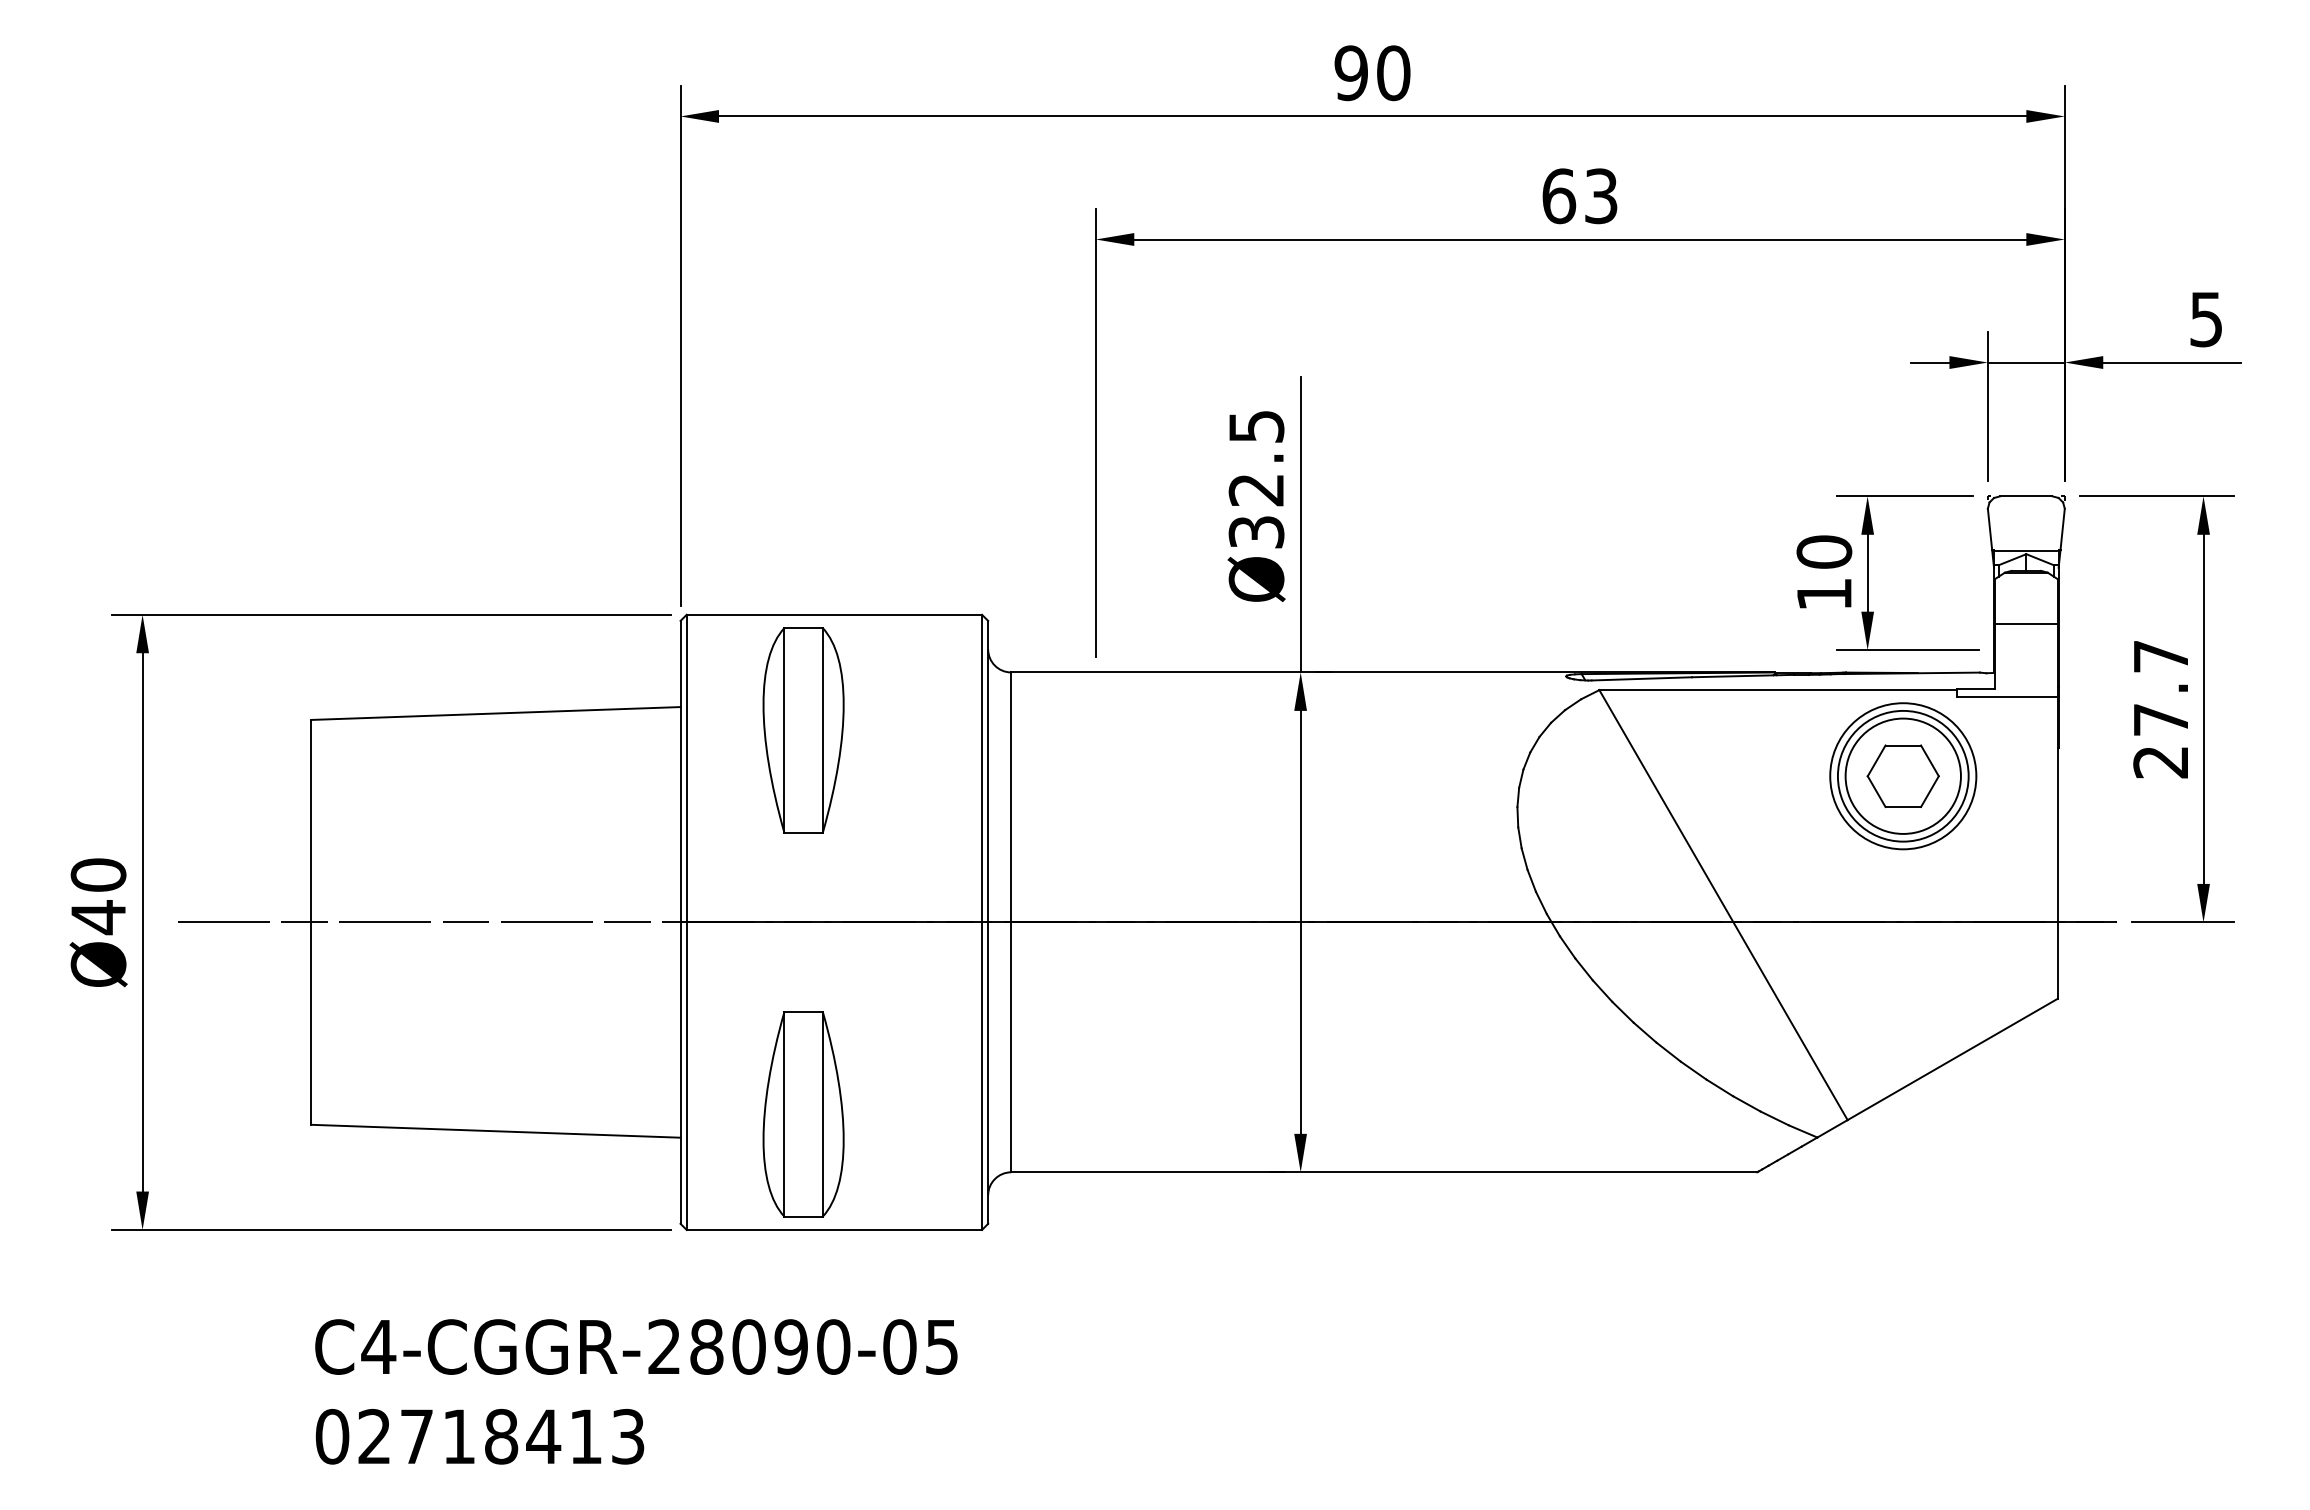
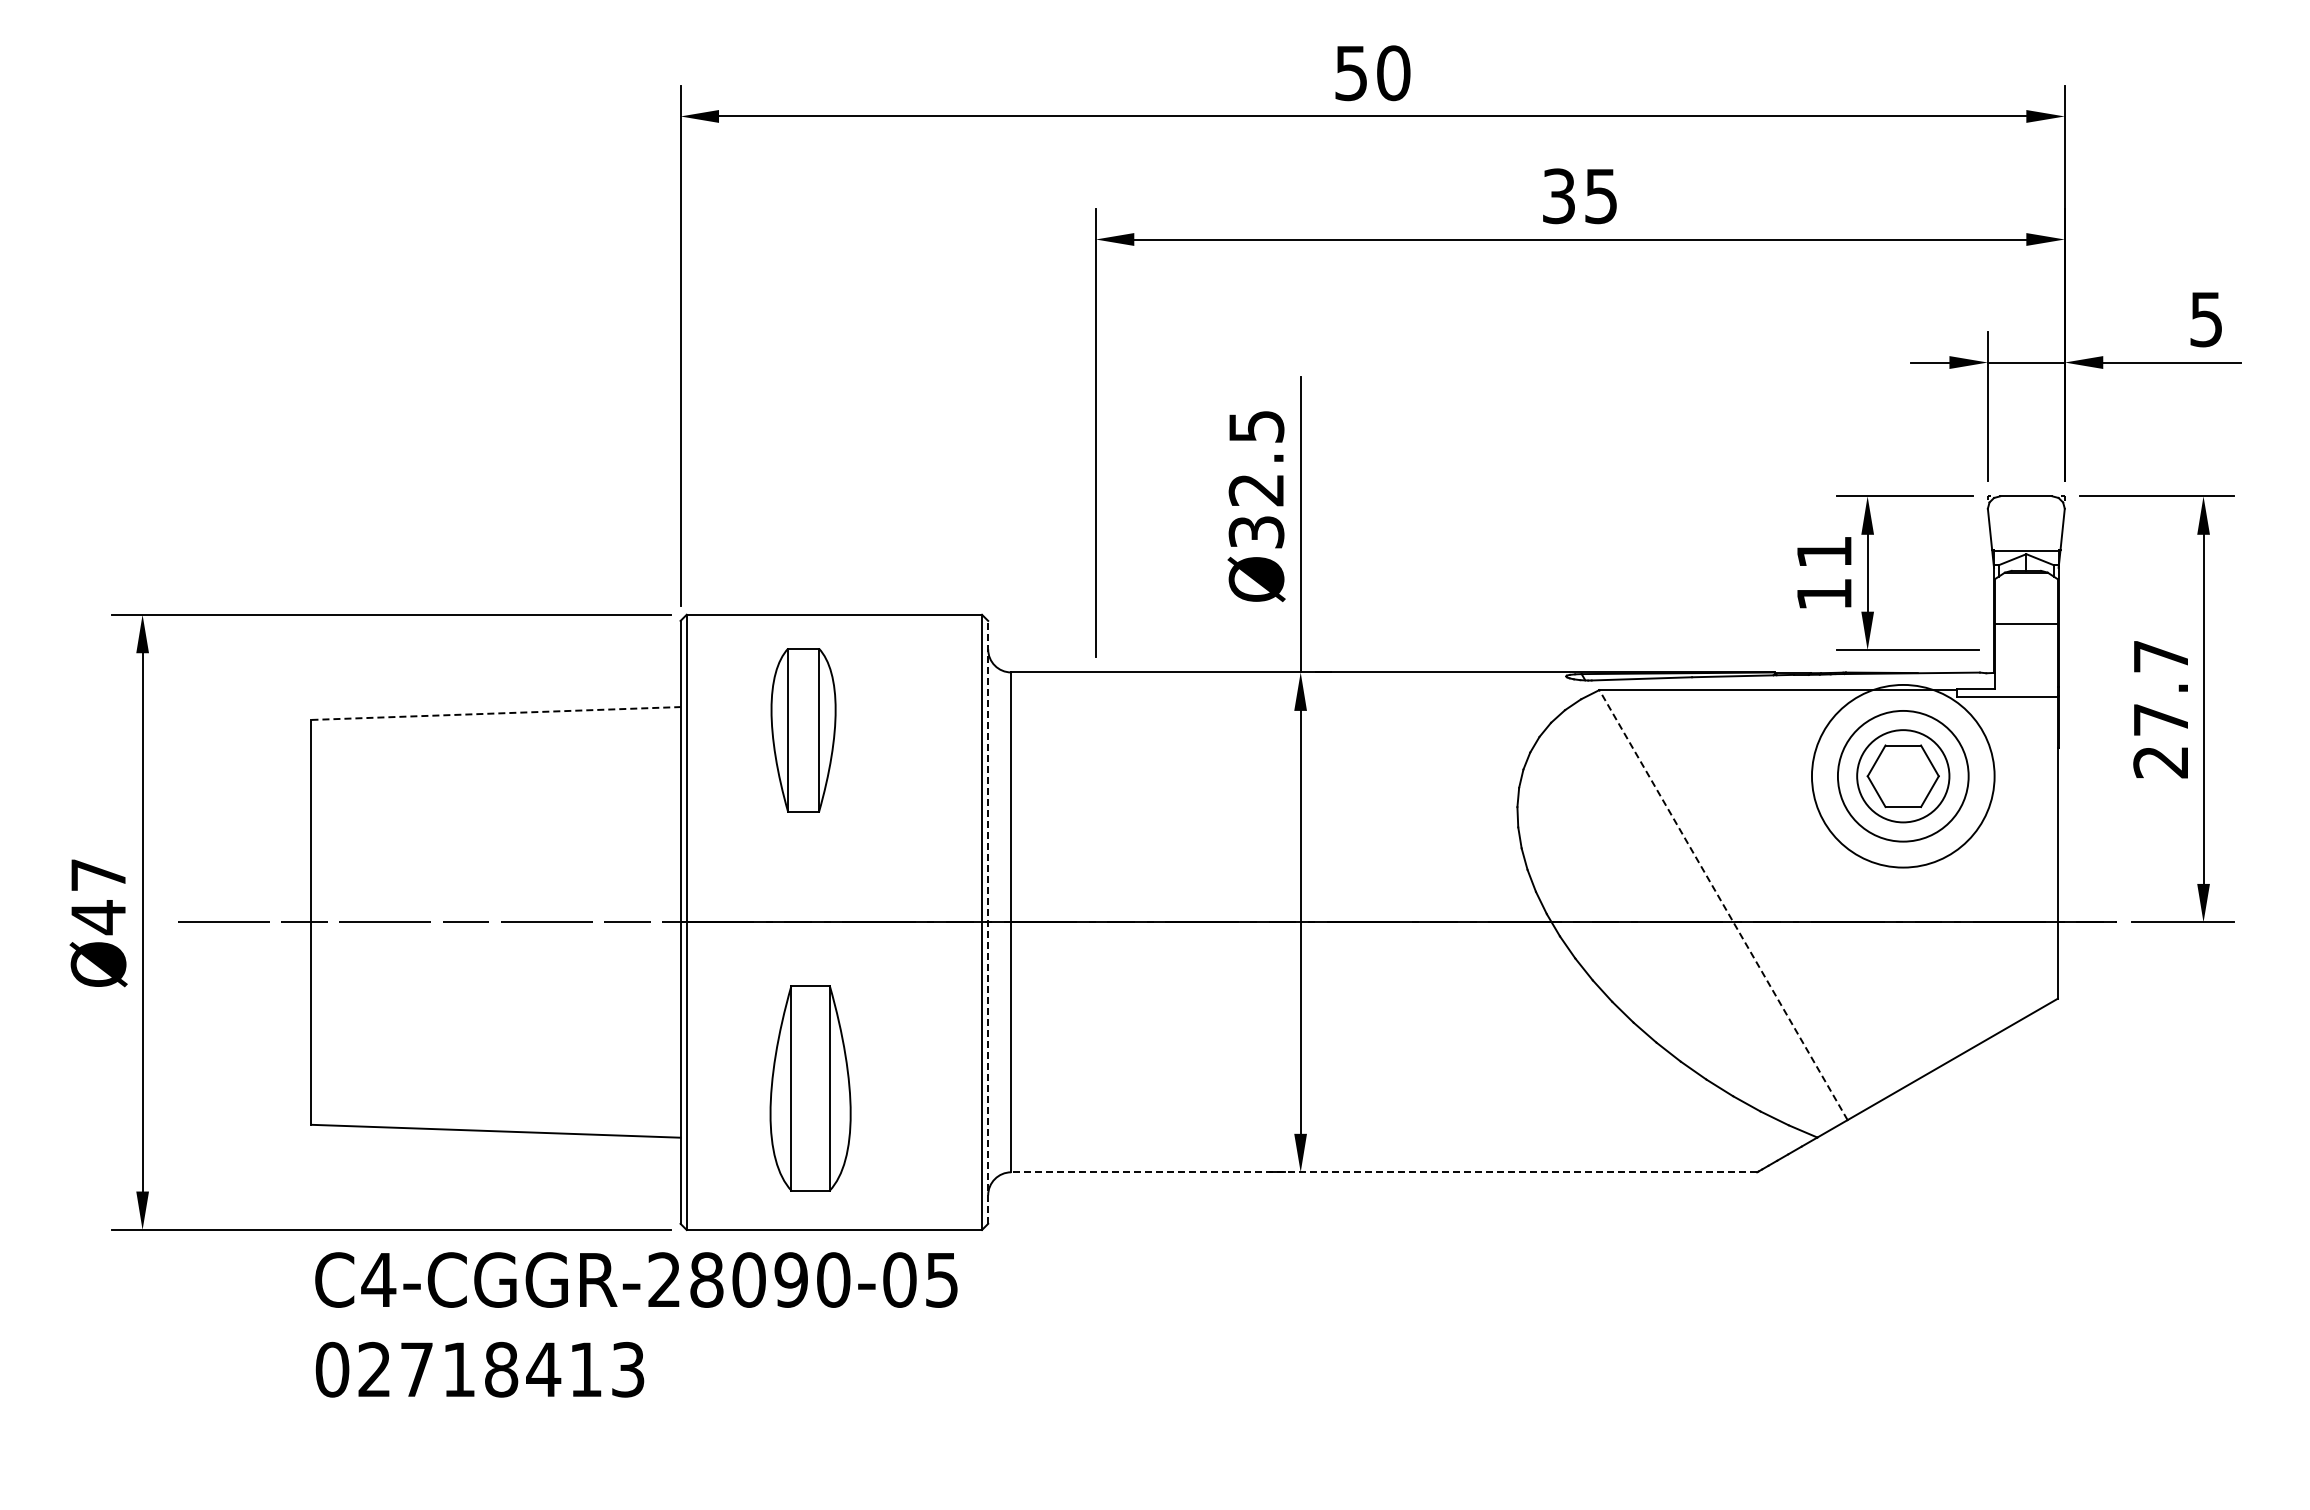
text: 90 -> 50 (1350, 72)
text: 63 -> 35 (1579, 196)
text: 10 -> 11 (1824, 551)
line: solid -> dashed (496, 713)
part size: 83x207 px -> 67x165 px (803, 730)
circle diameter: 115 px -> 92 px (1903, 776)
circle diameter: 146 px -> 183 px (1902, 775)
text: Ø40 -> Ø47 (98, 874)
line: solid -> dashed (1723, 904)
line: solid -> dashed (988, 921)
part position: (803, 1114) -> (810, 1088) (810, 1088)
line: solid -> dashed (1384, 1172)
text position: (636, 1391) -> (636, 1324) (636, 1324)
